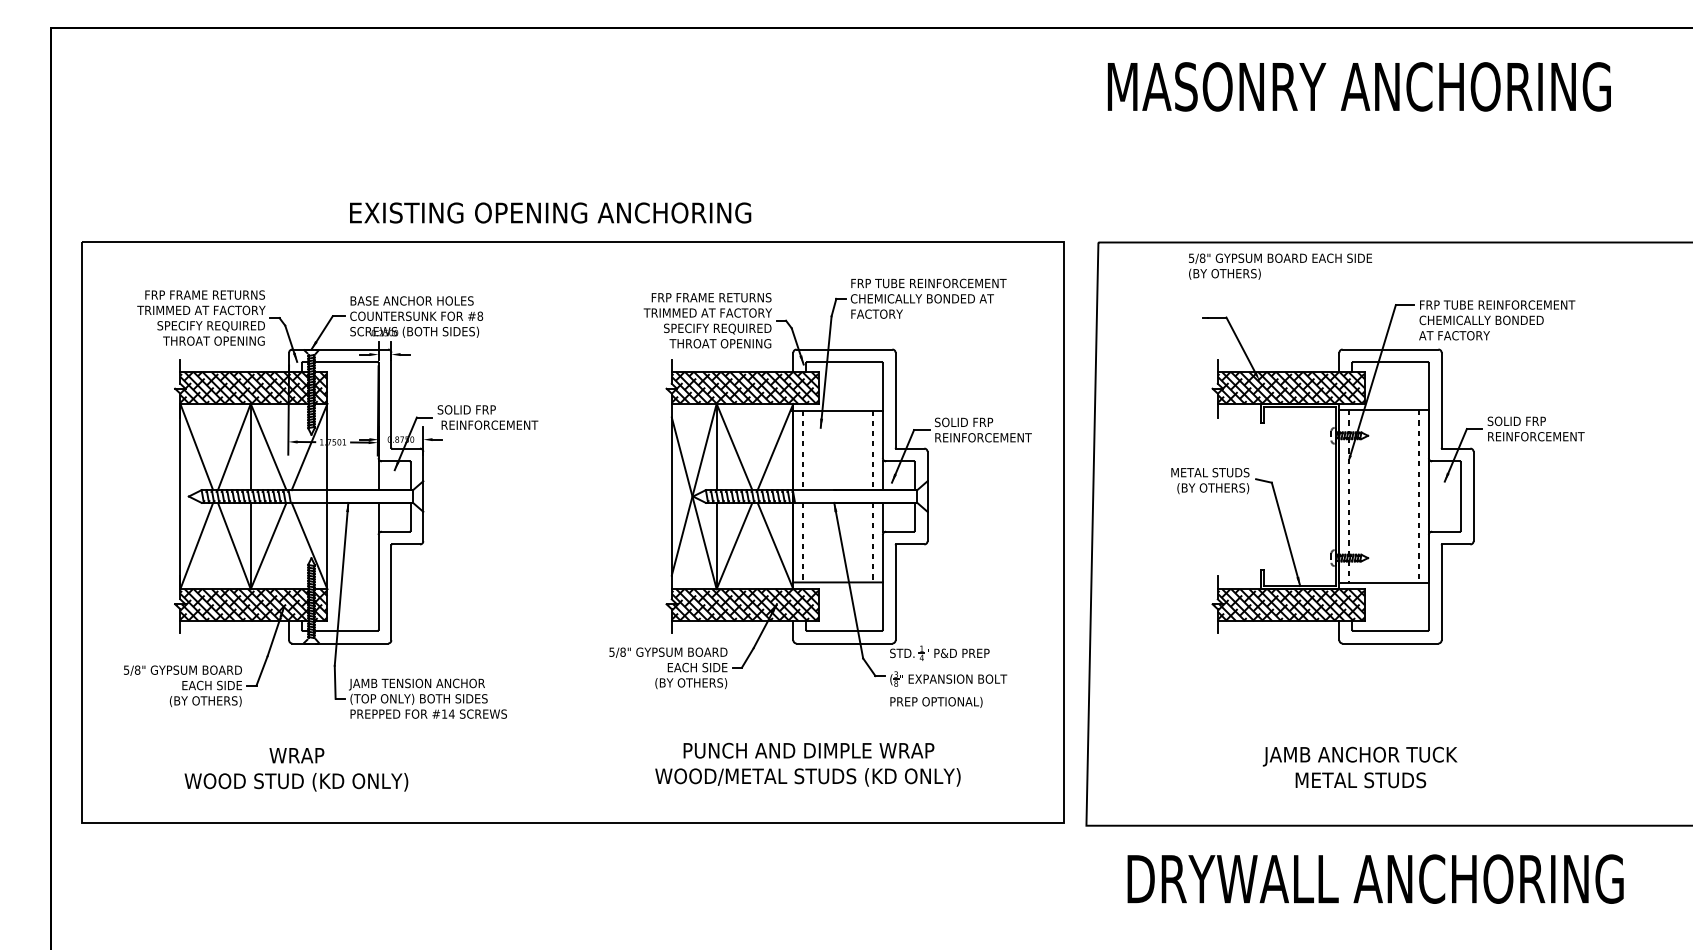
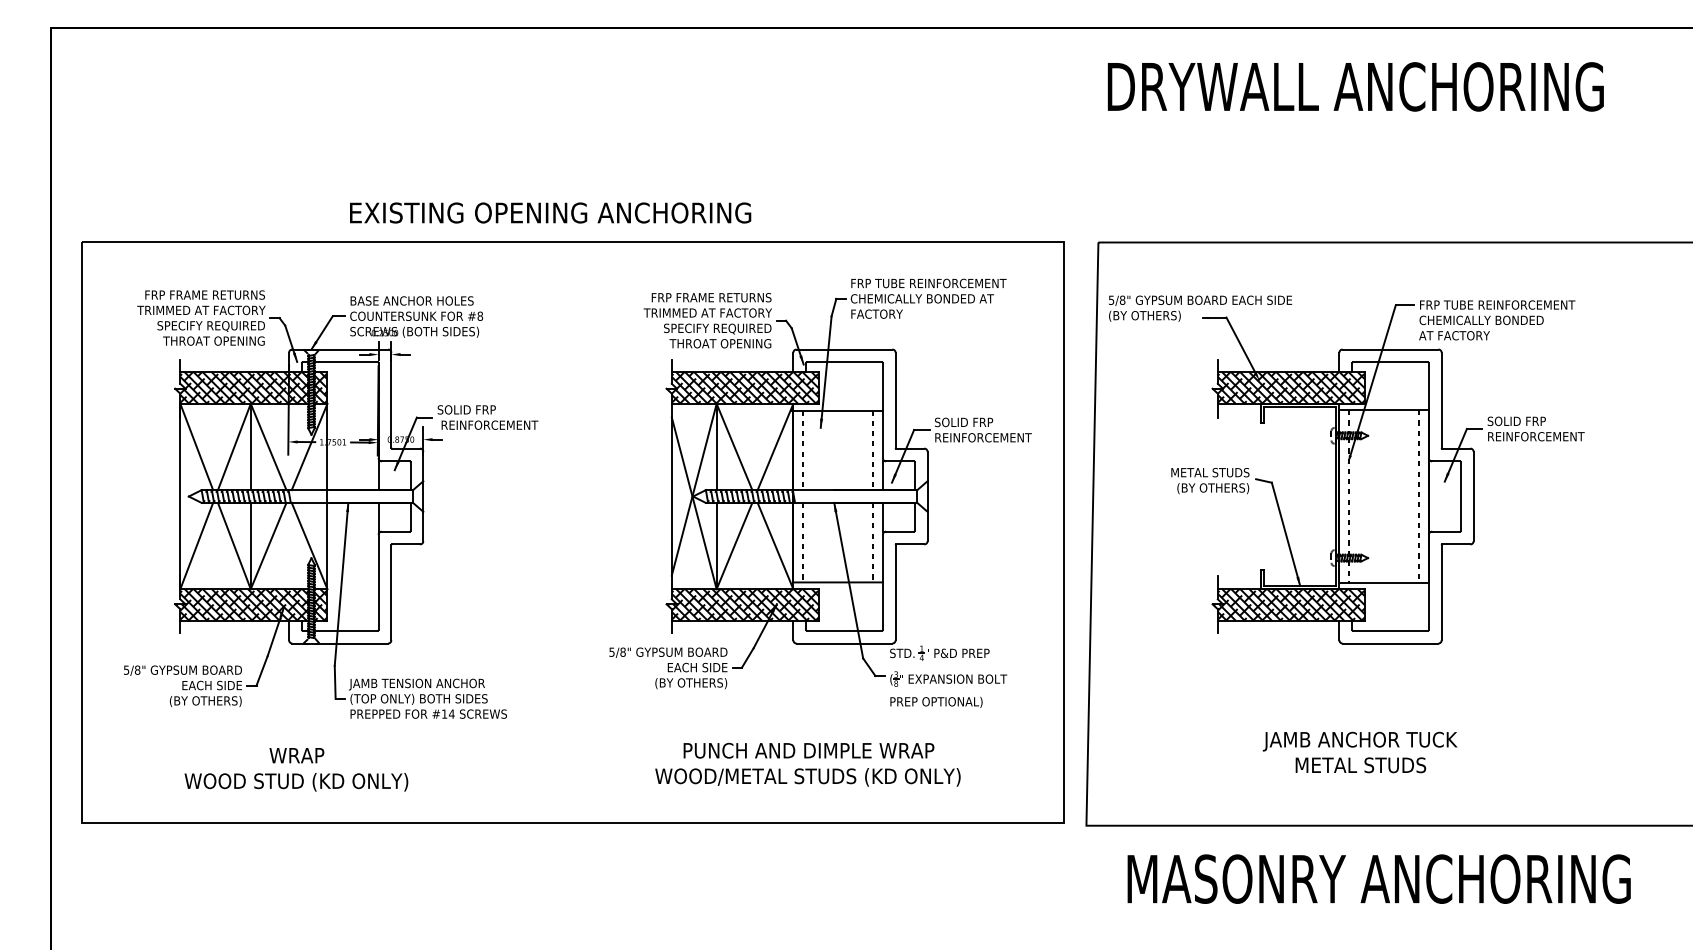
text: MASONRY ANCHORING -> DRYWALL ANCHORING (1361, 86)
text position: (1280, 266) -> (1200, 308) (1200, 308)
text position: (1359, 767) -> (1359, 752) (1359, 752)
text: DRYWALL ANCHORING -> MASONRY ANCHORING (1381, 878)
